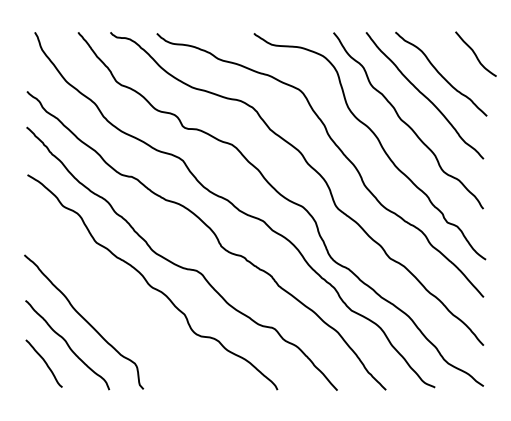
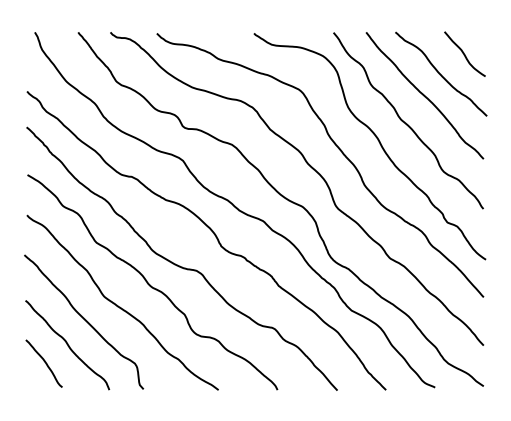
curve position: (475, 53) -> (464, 53) (464, 53)
curve: none -> present (120, 306)
